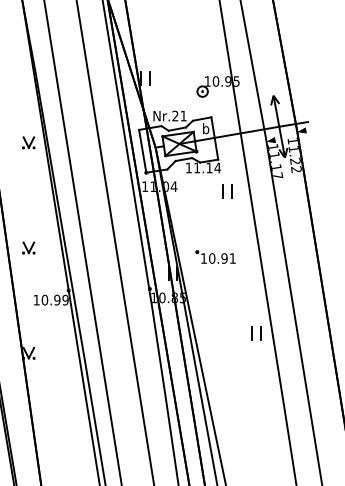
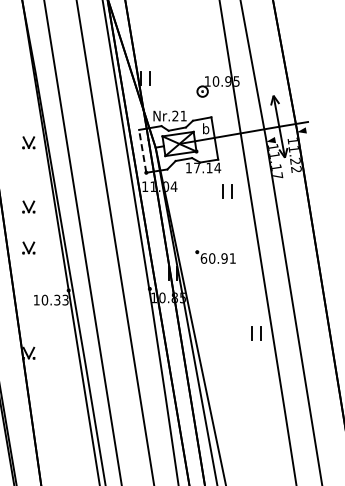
line: solid -> dashed (142, 151)
text: 11.14 -> 17.14 (197, 167)
part: none -> present (28, 206)
text: 10.91 -> 60.91 (203, 258)
text: 10.99 -> 10.33 (61, 299)
